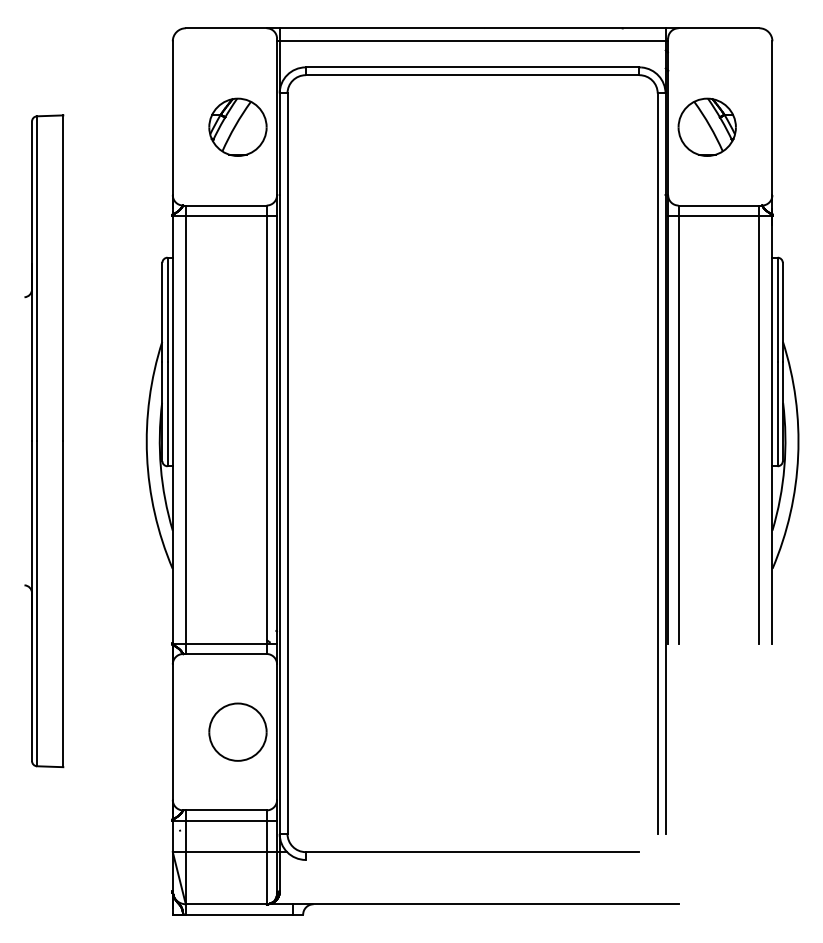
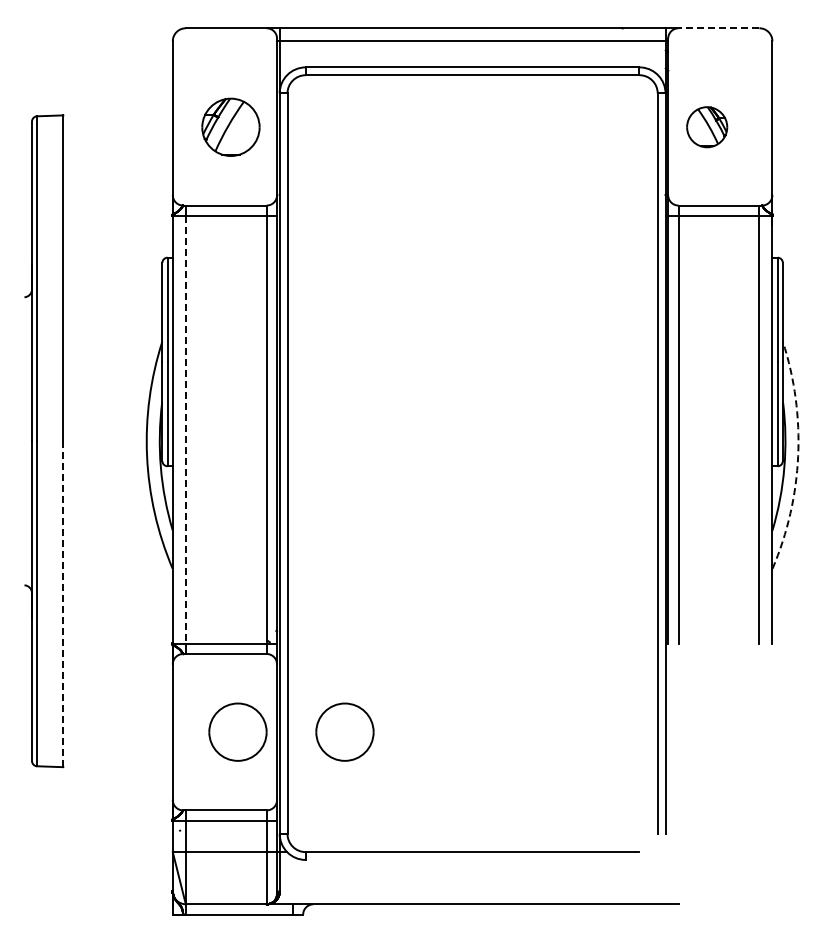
line: solid -> dashed (718, 28)
part position: (237, 126) -> (230, 126) (230, 126)
part size: 60x60 px -> 43x43 px (707, 127)
line: solid -> dashed (185, 429)
arc: solid -> dashed (798, 456)
line: solid -> dashed (63, 604)
part: none -> present (344, 731)
